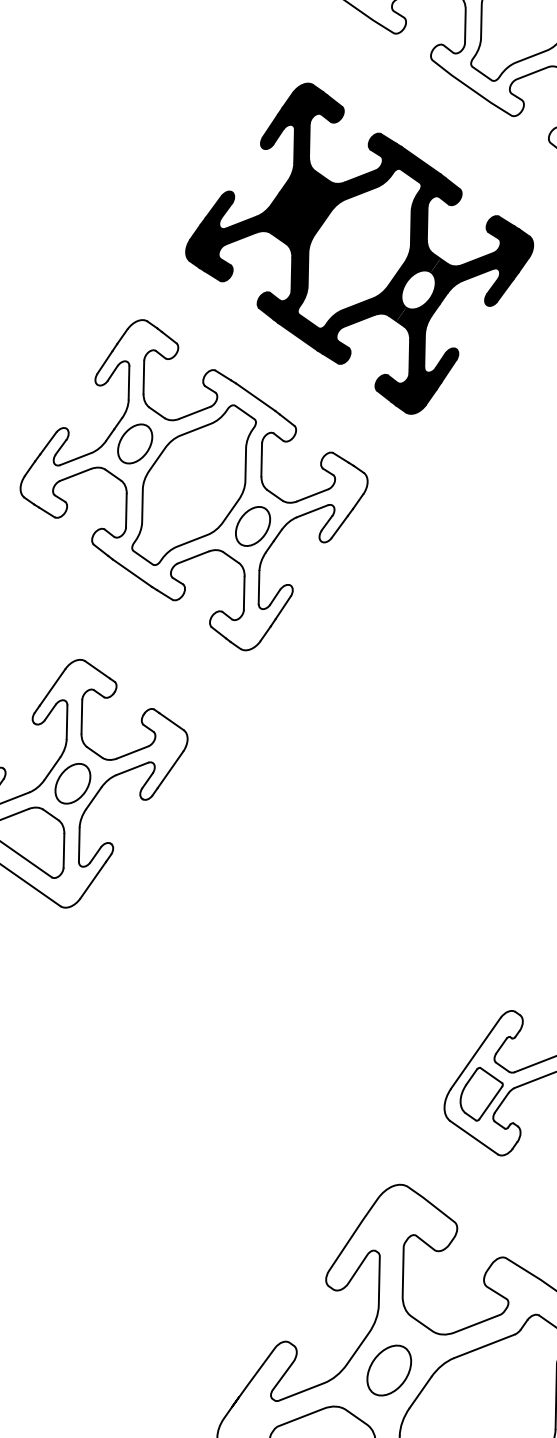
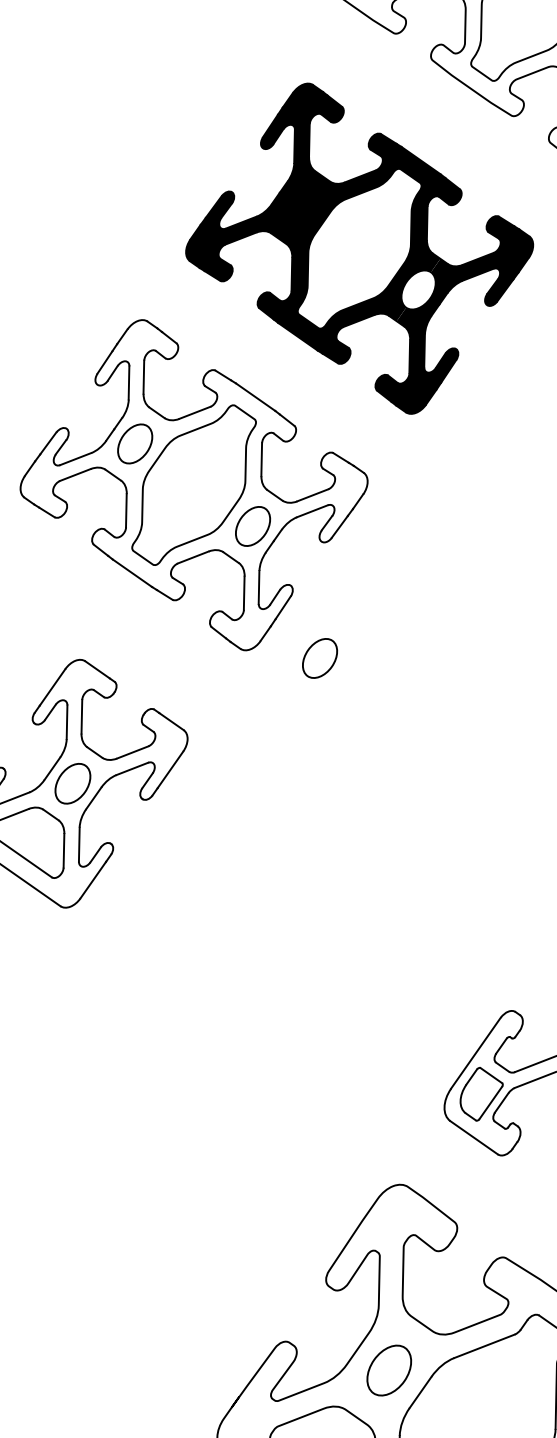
circle: none -> present (320, 658)
